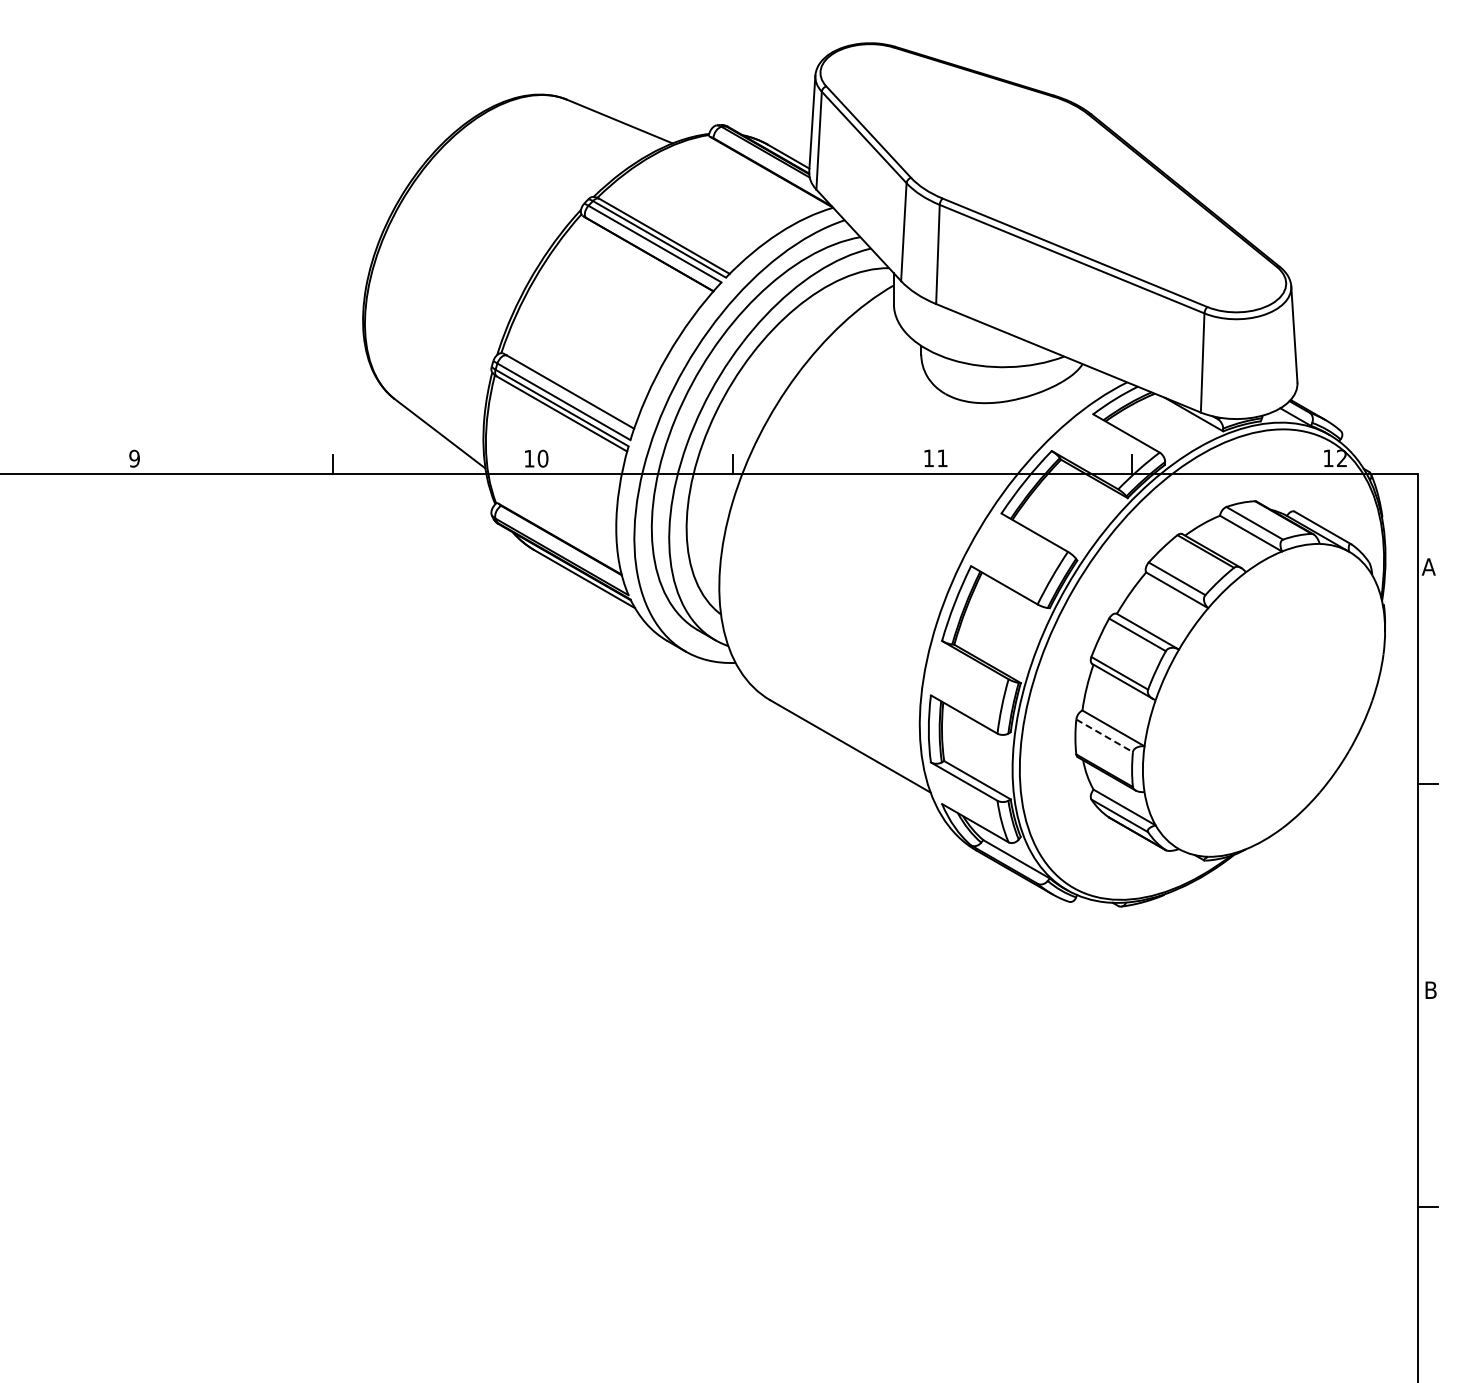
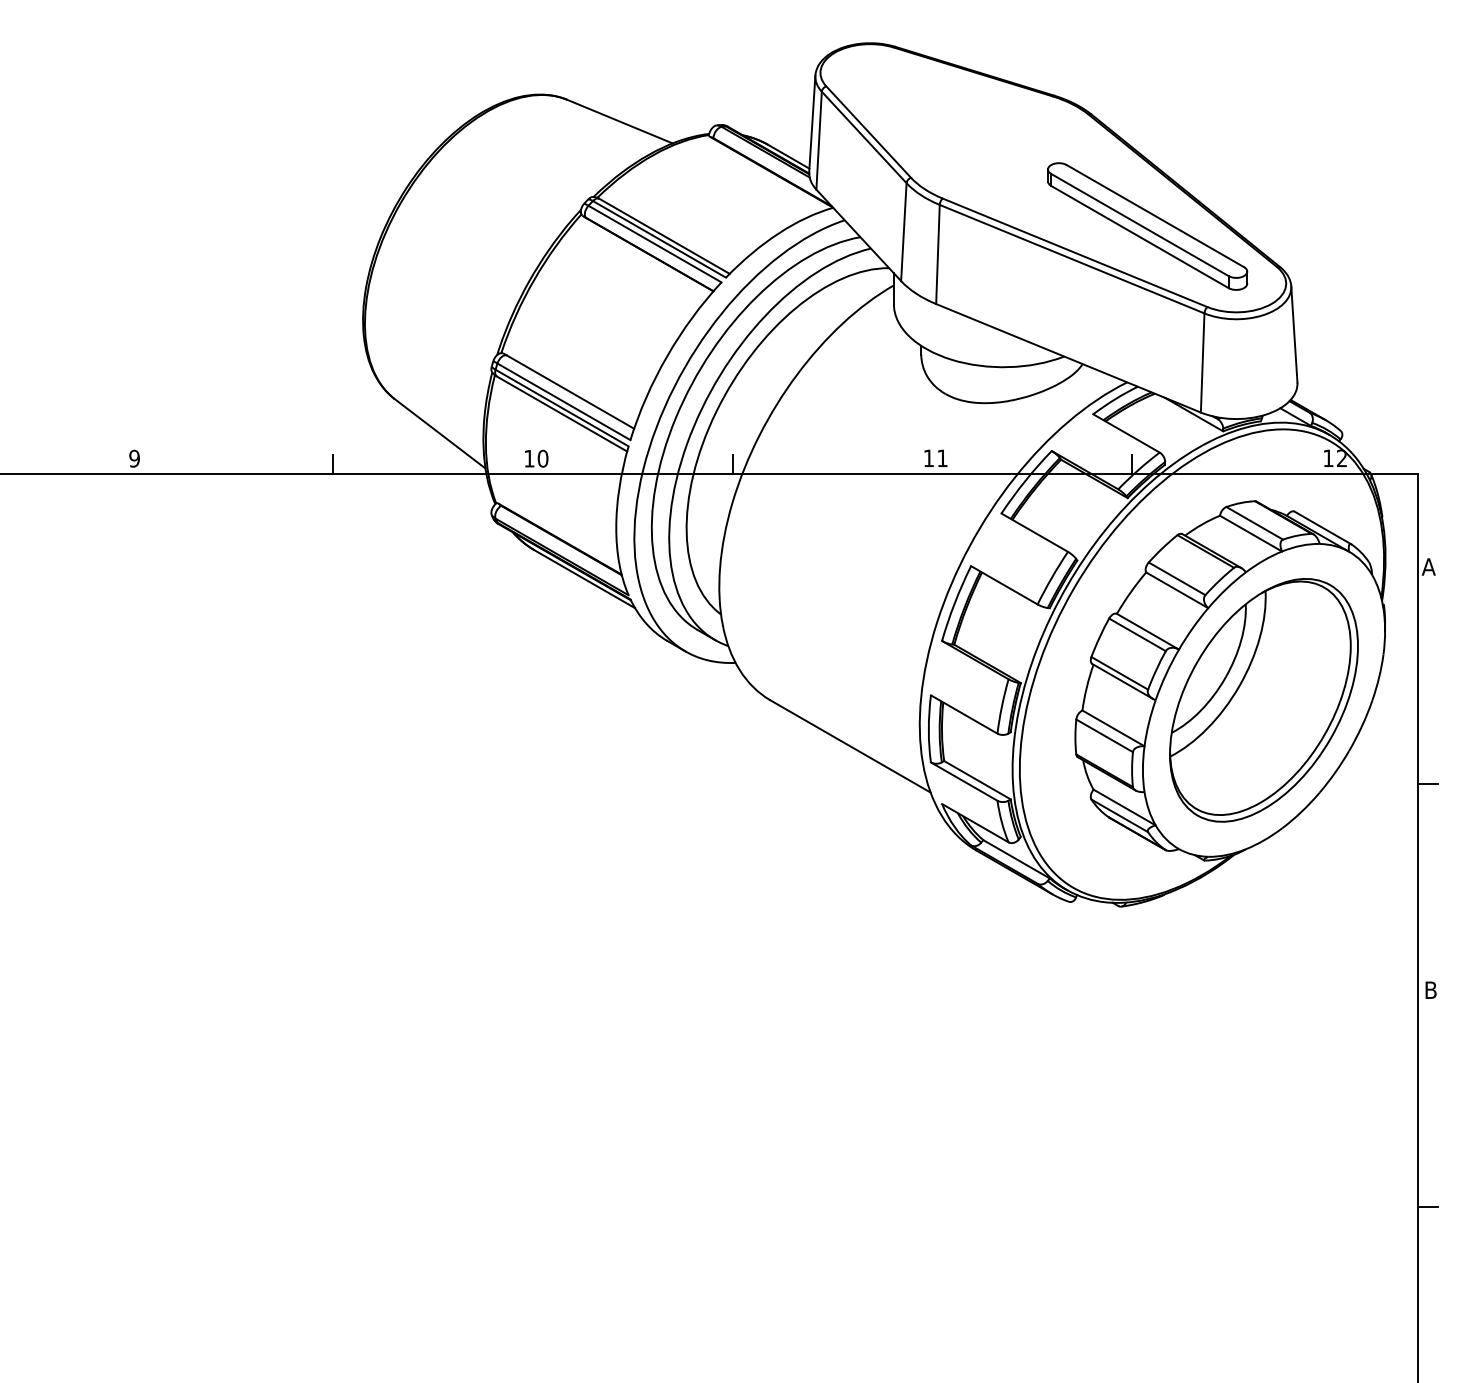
part: none -> present (1147, 226)
part: none -> present (1263, 700)
line: dashed -> solid (1104, 735)
